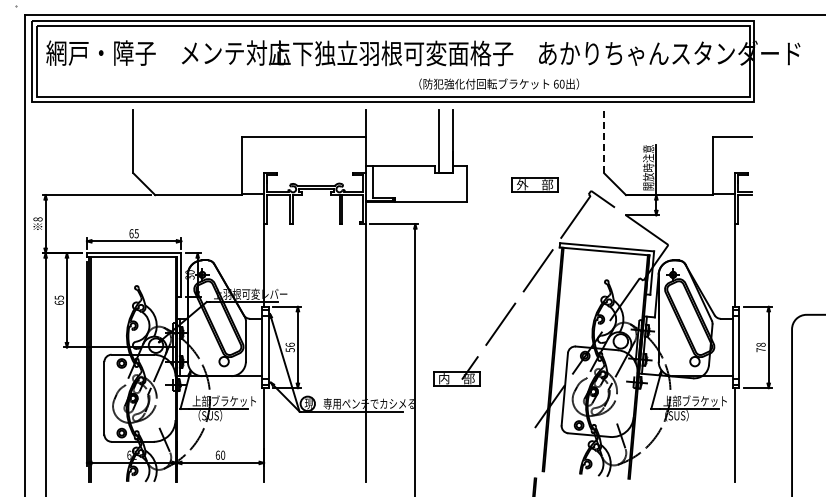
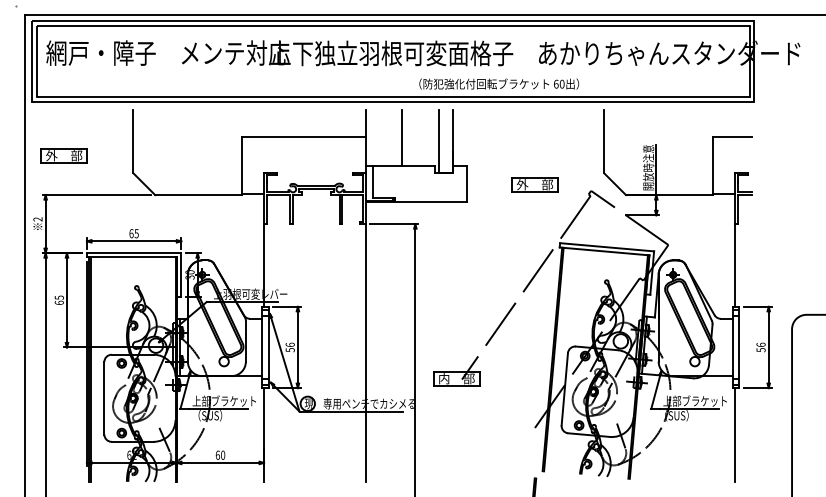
line: none -> present (401, 137)
line: dashed -> solid (604, 141)
part: none -> present (63, 155)
text: 8 -> 2 (37, 219)
text: 78 -> 56 (760, 347)
